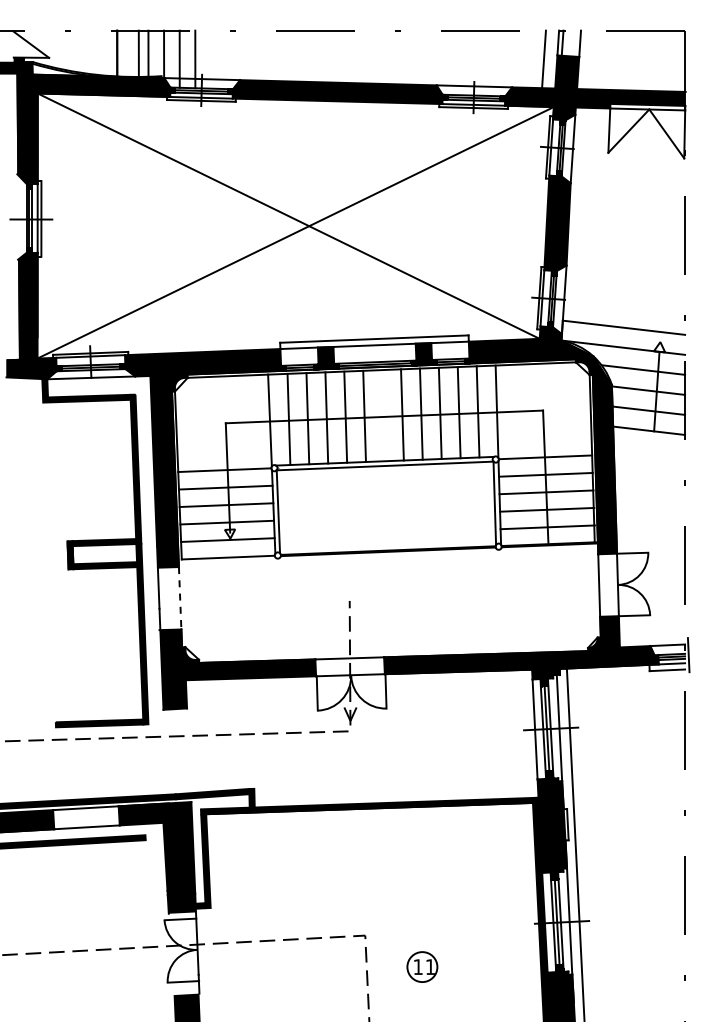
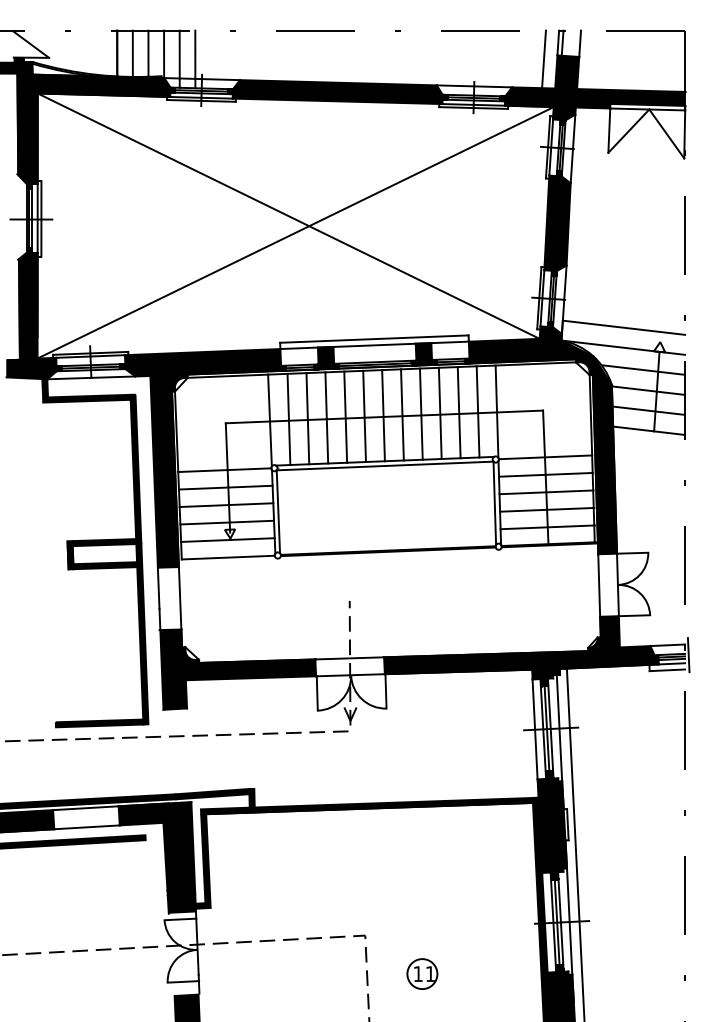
line position: (138, 53) -> (132, 53) (132, 53)
line: none -> present (383, 415)
line: dashed -> solid (180, 598)
part position: (422, 966) -> (422, 973) (422, 973)
